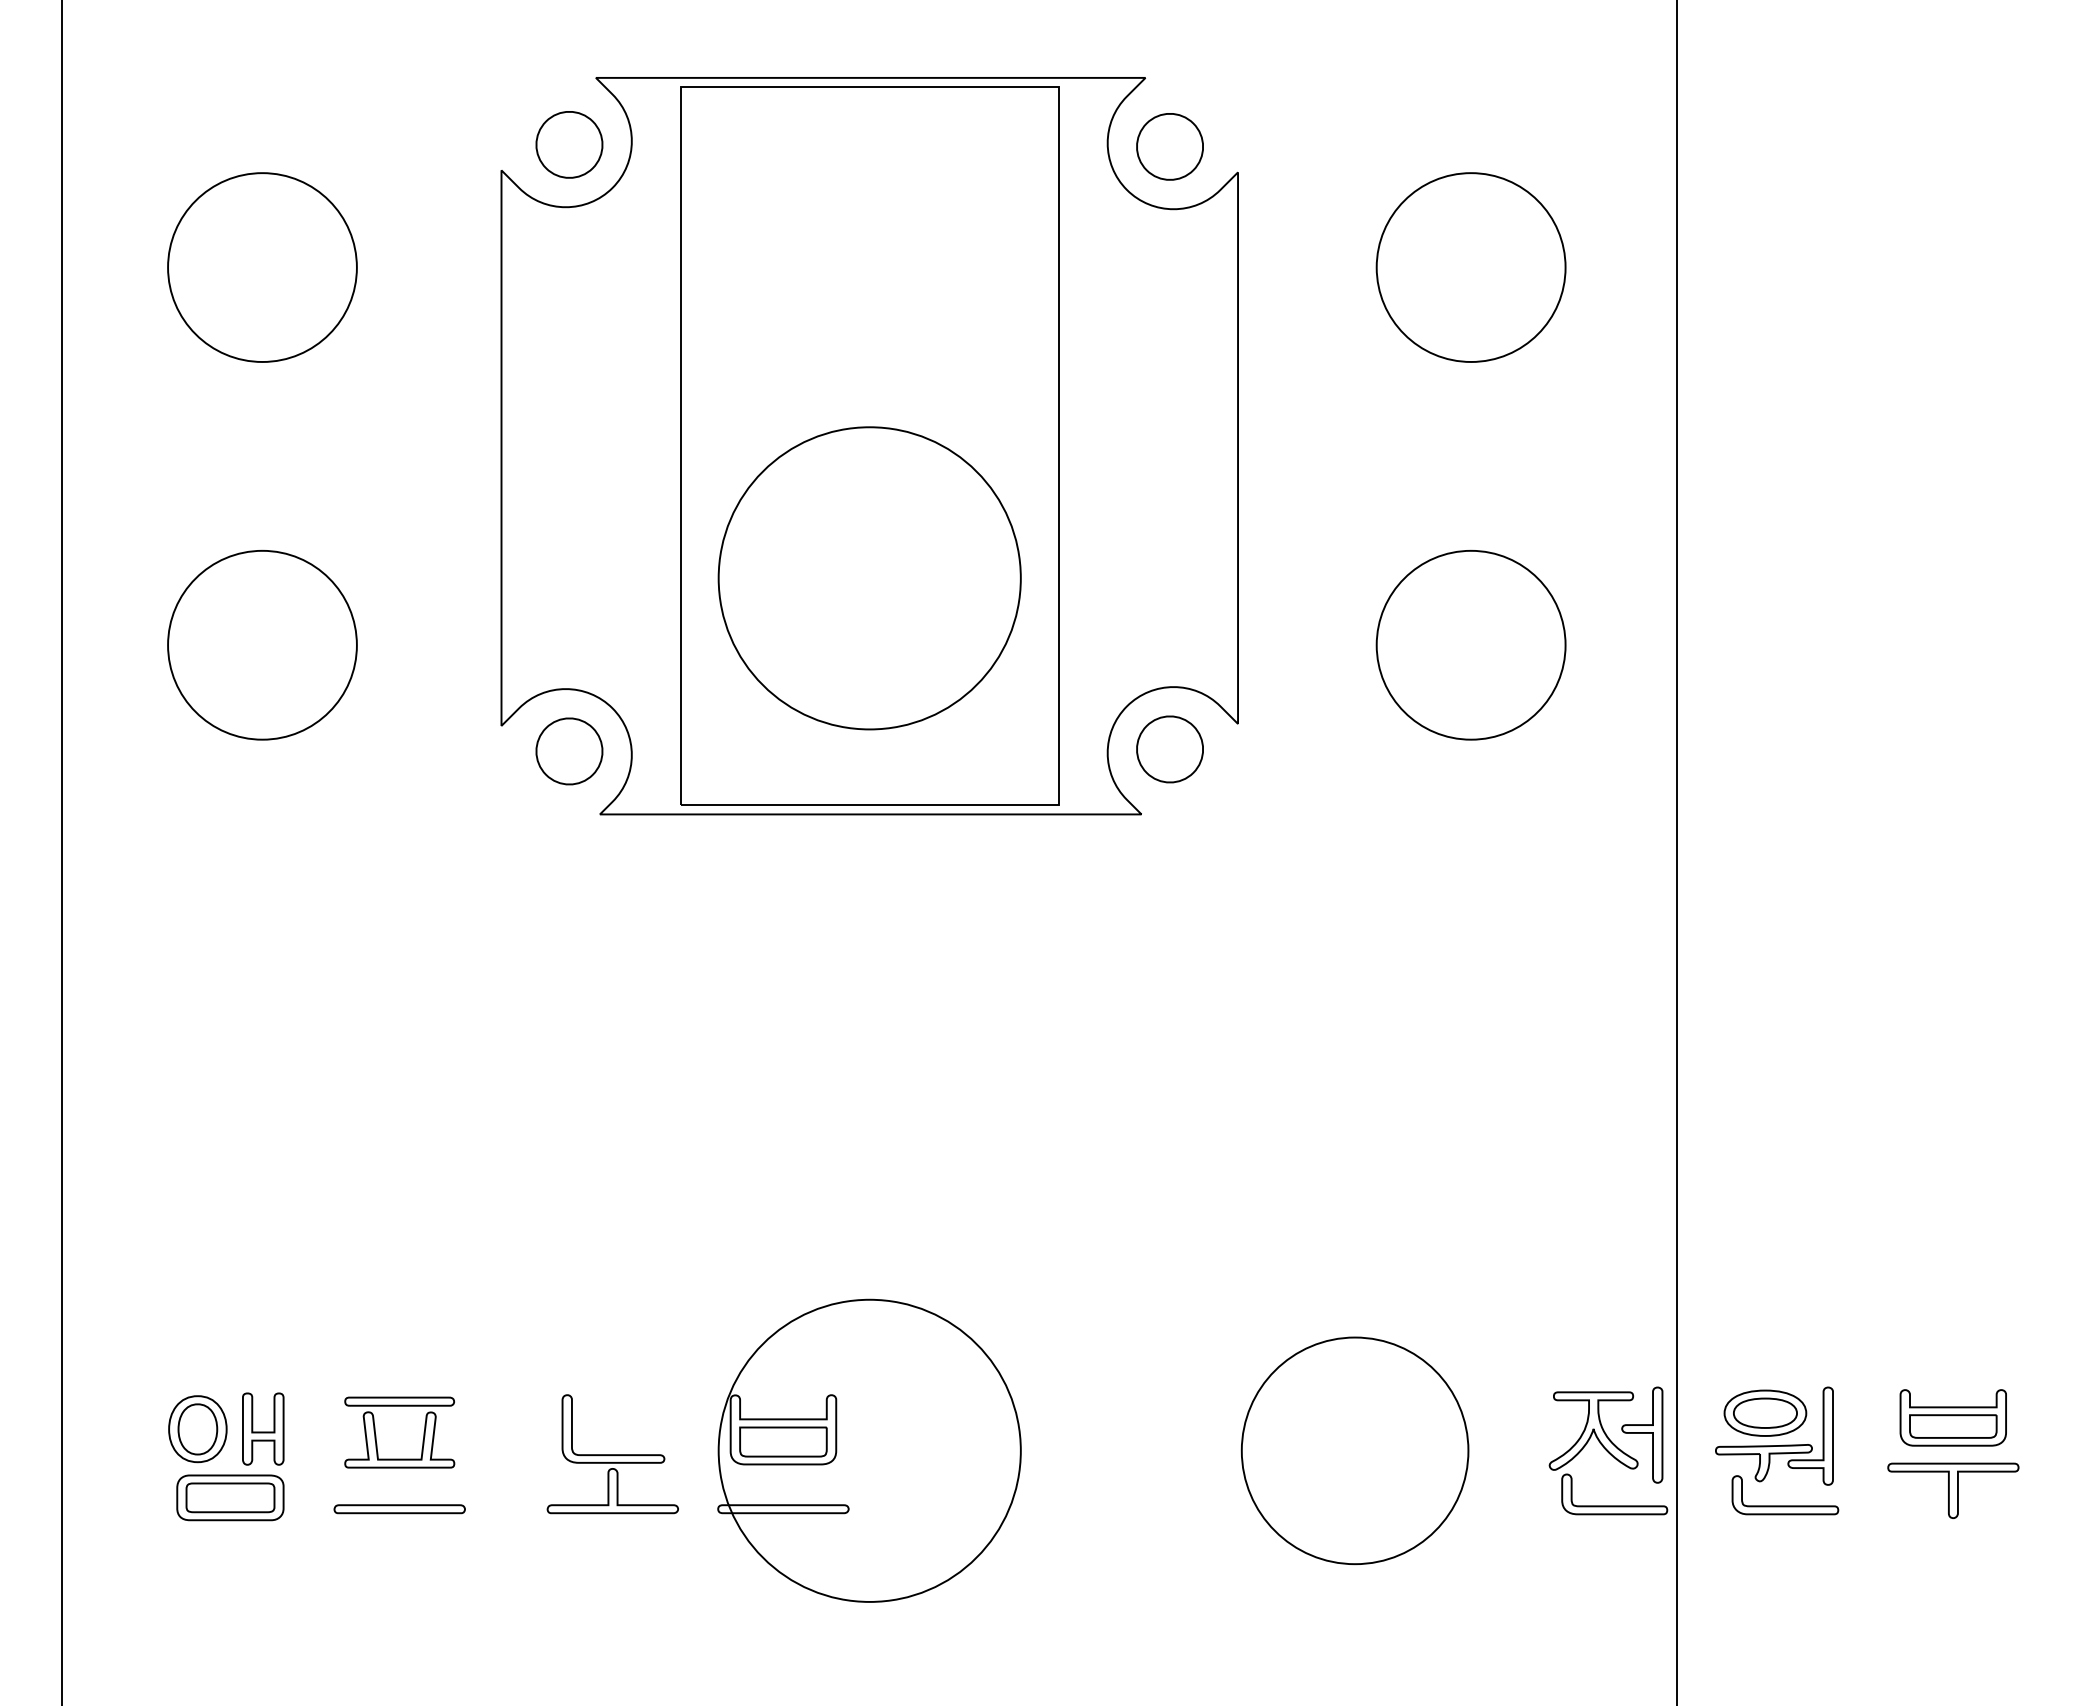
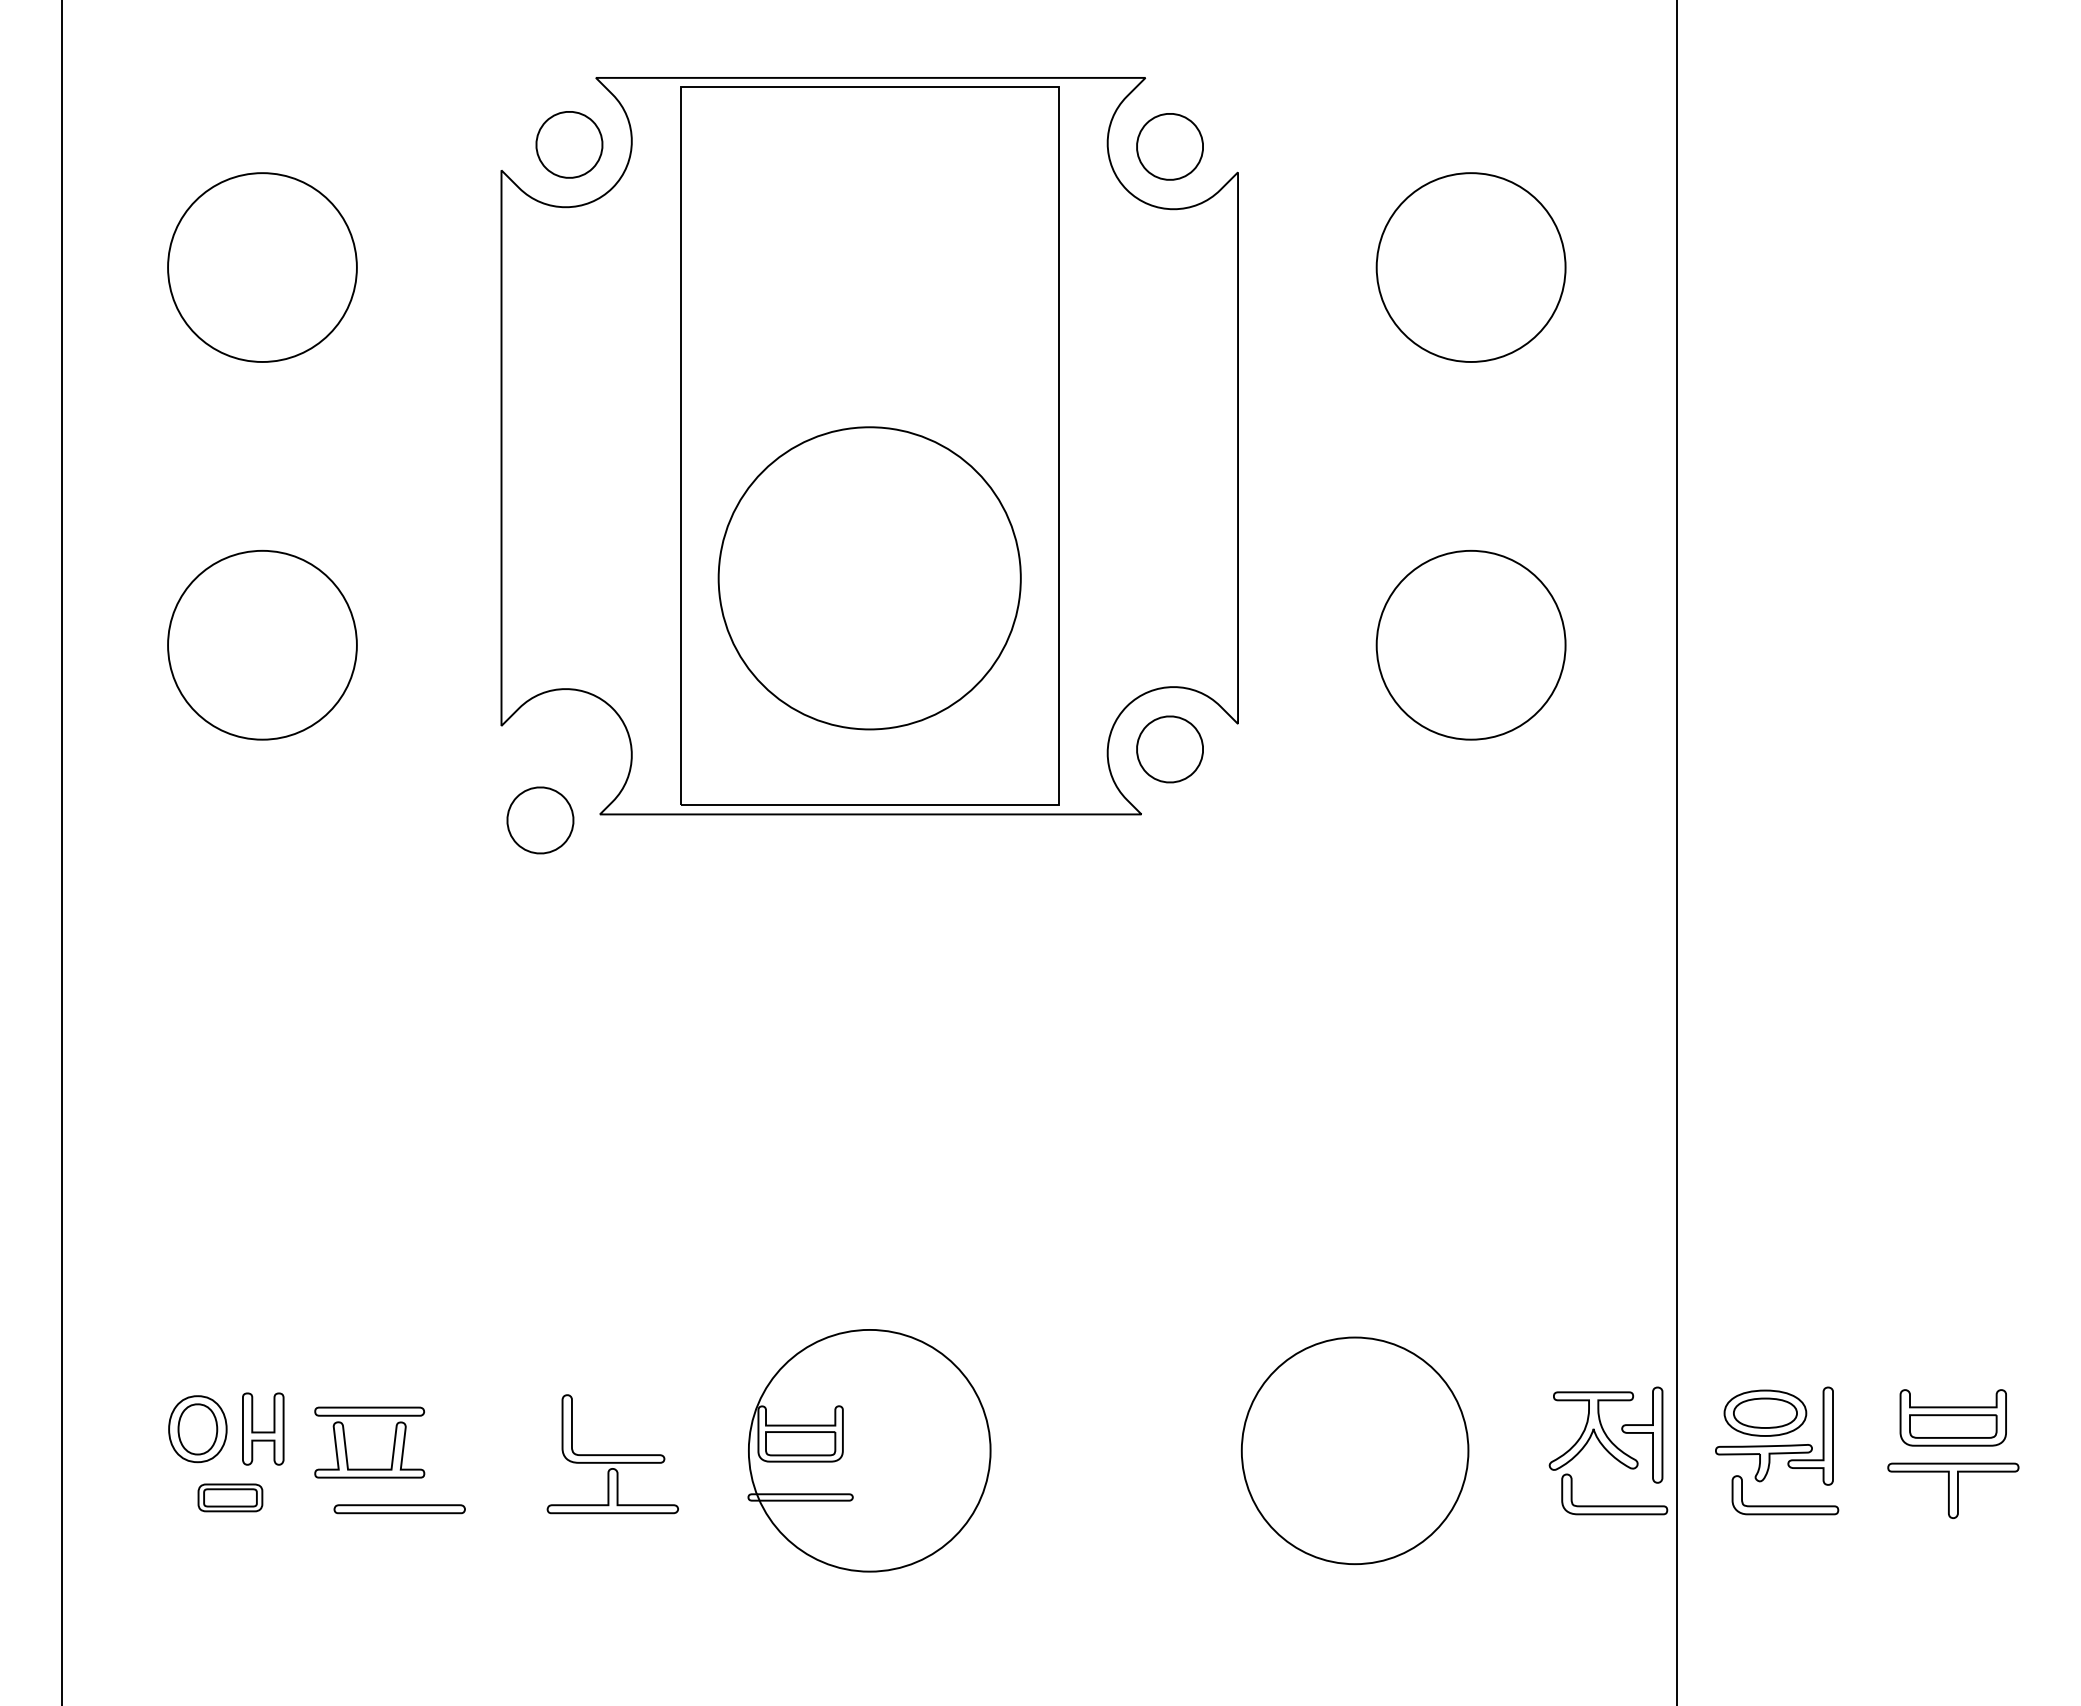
part position: (569, 751) -> (540, 820) (540, 820)
part position: (376, 1434) -> (346, 1444) (346, 1444)
part size: 305x305 px -> 245x244 px (869, 1450)
part size: 109x48 px -> 67x30 px (230, 1497)
